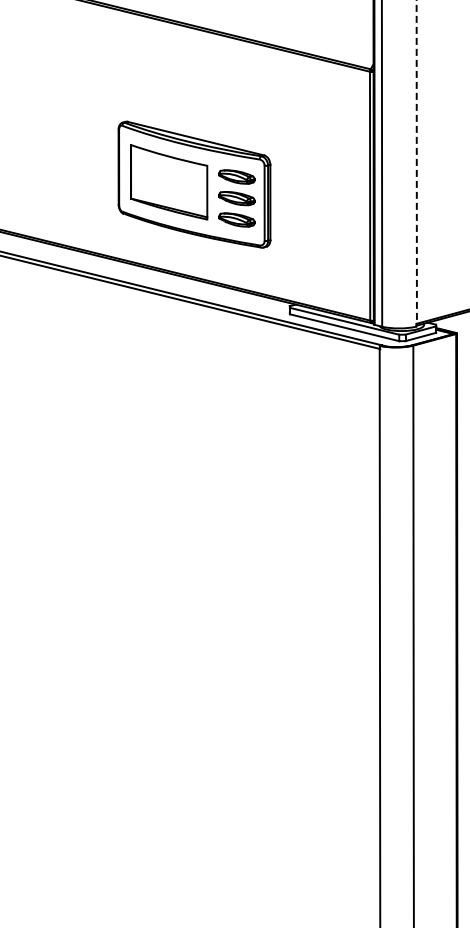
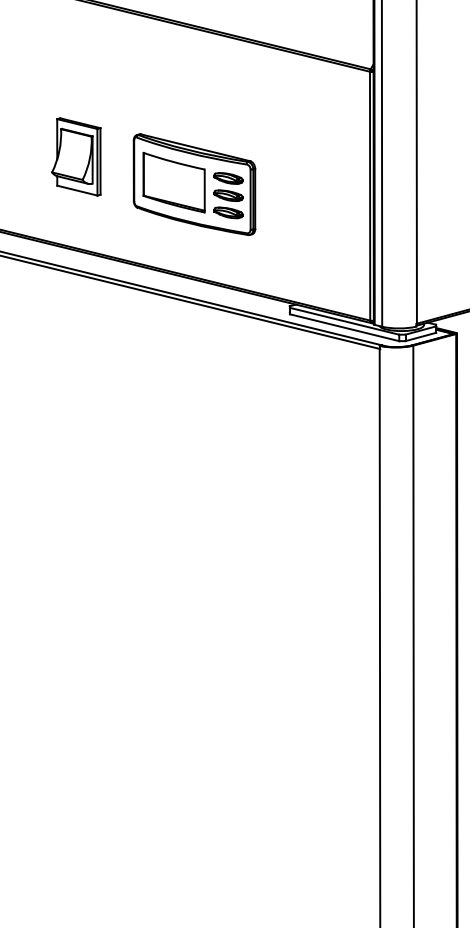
part: none -> present (76, 156)
line: dashed -> solid (416, 162)
part size: 155x129 px -> 125x103 px (194, 184)
